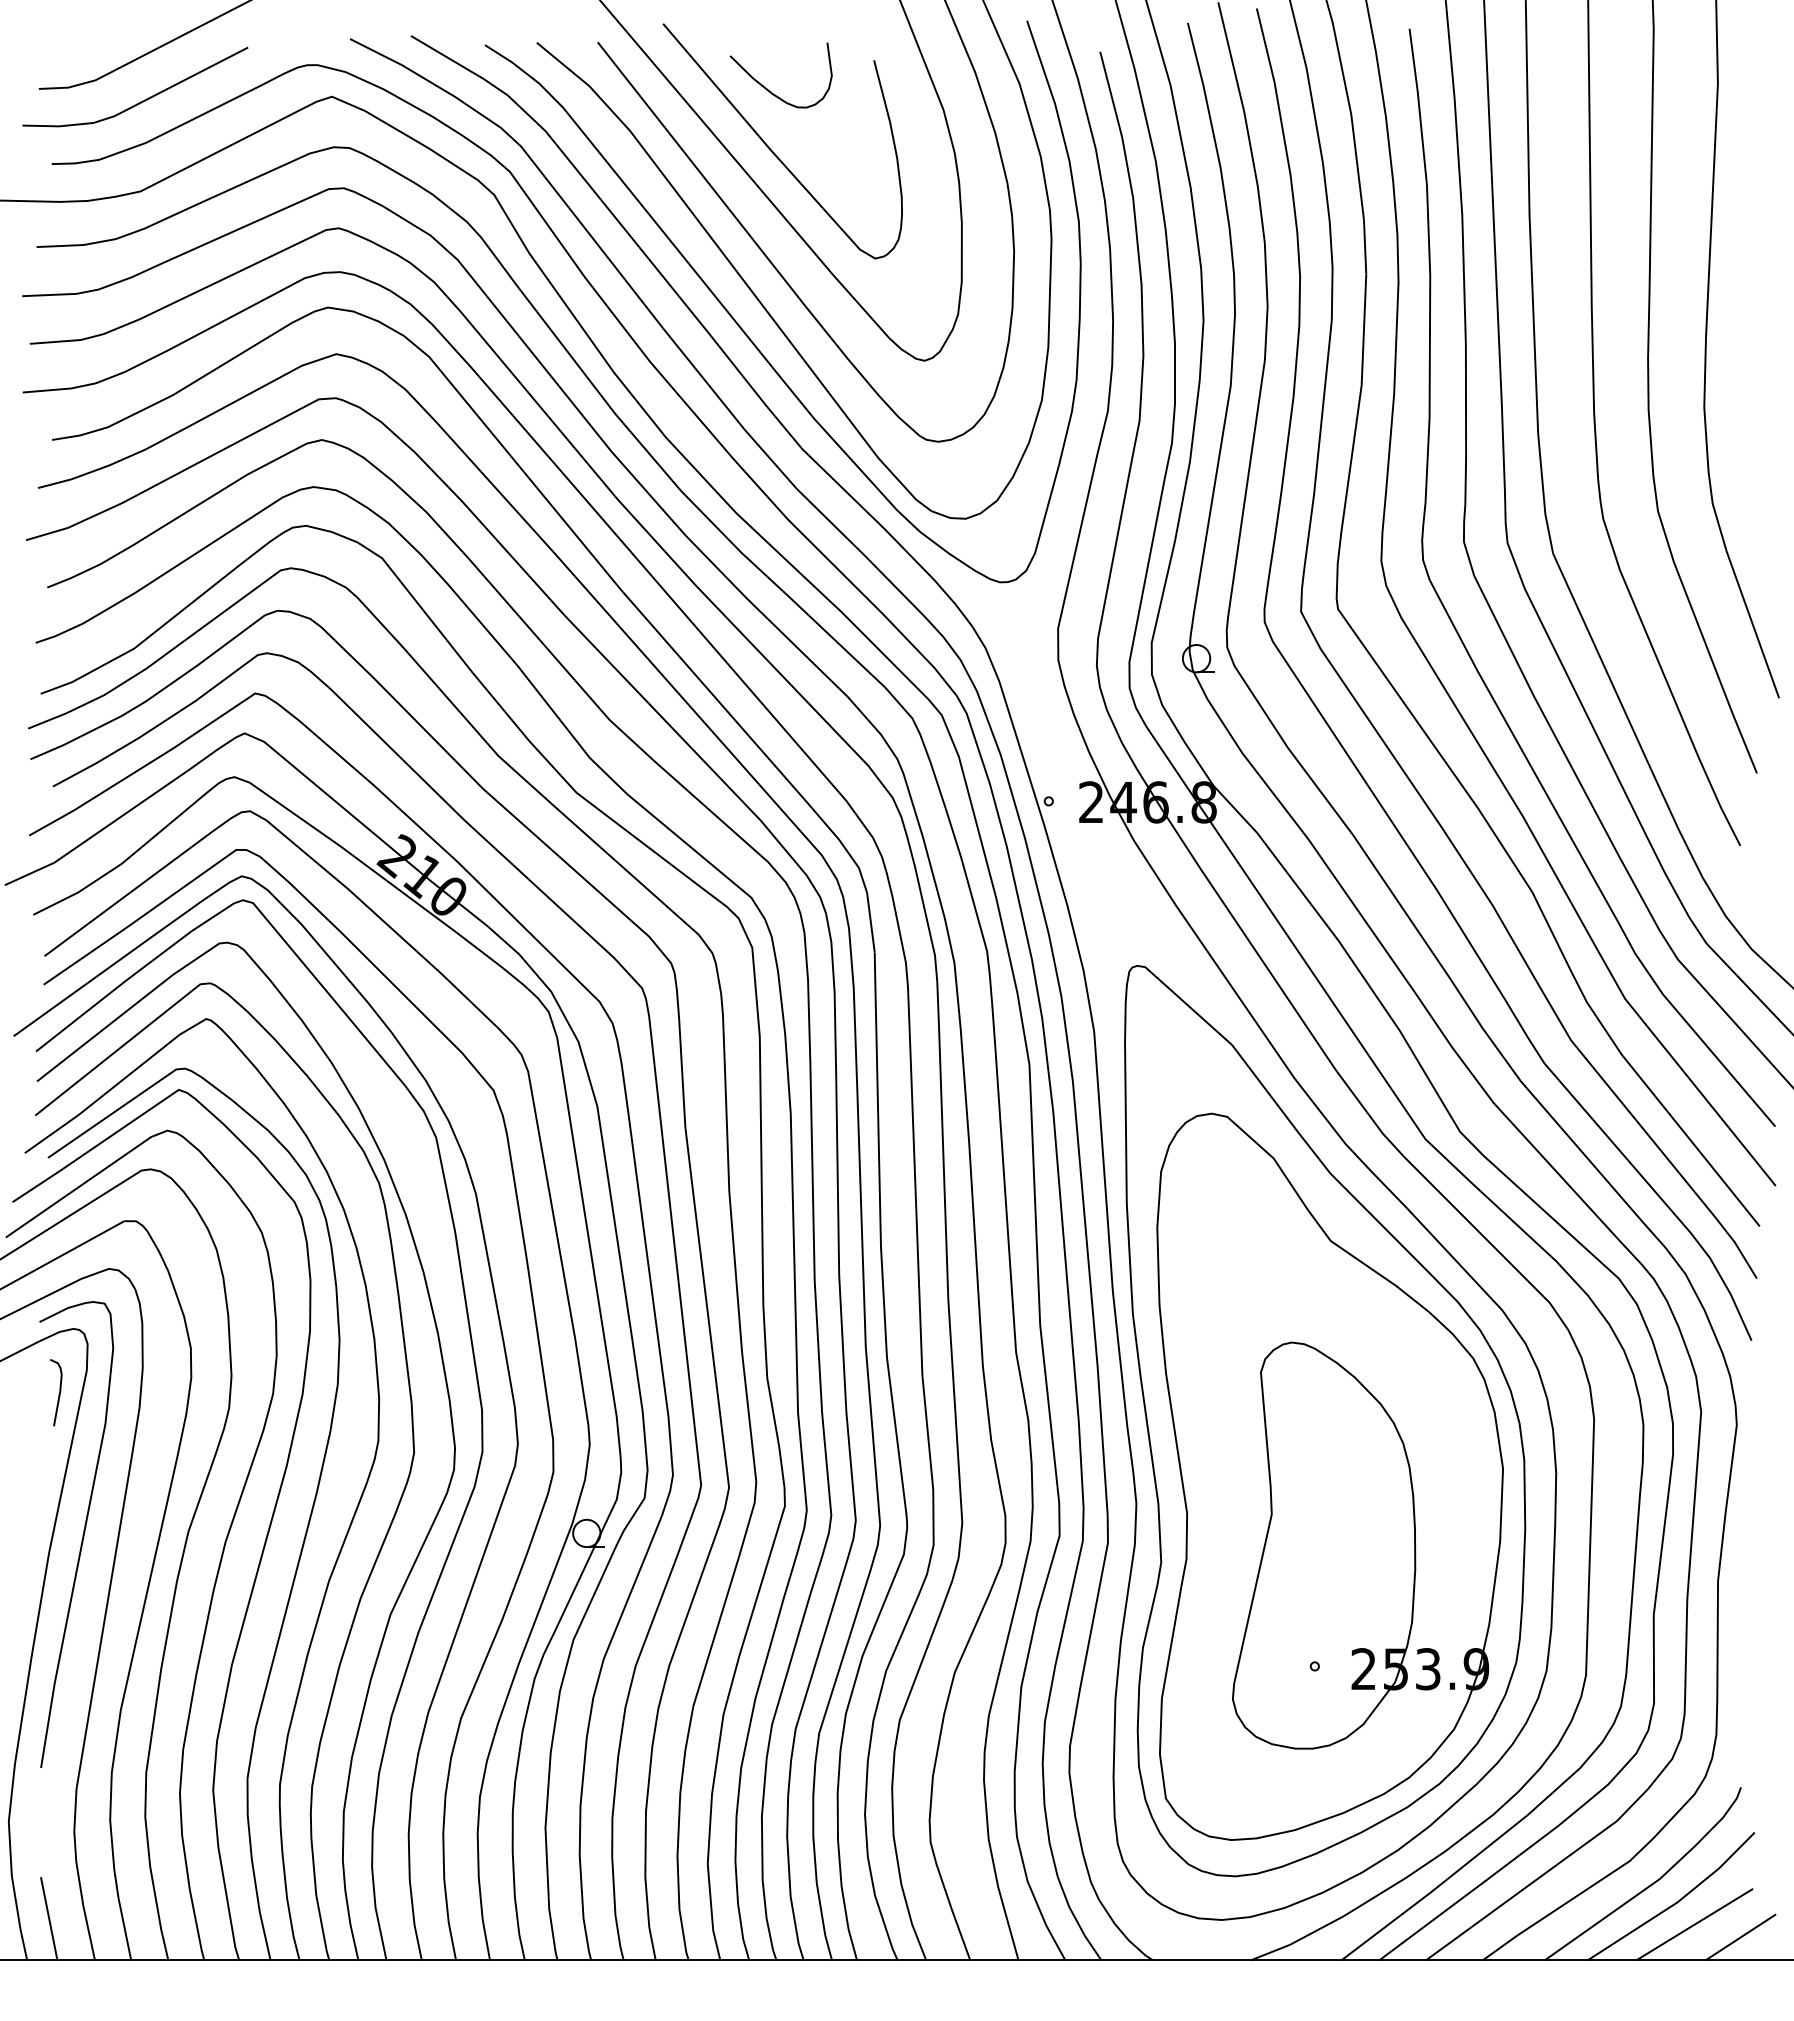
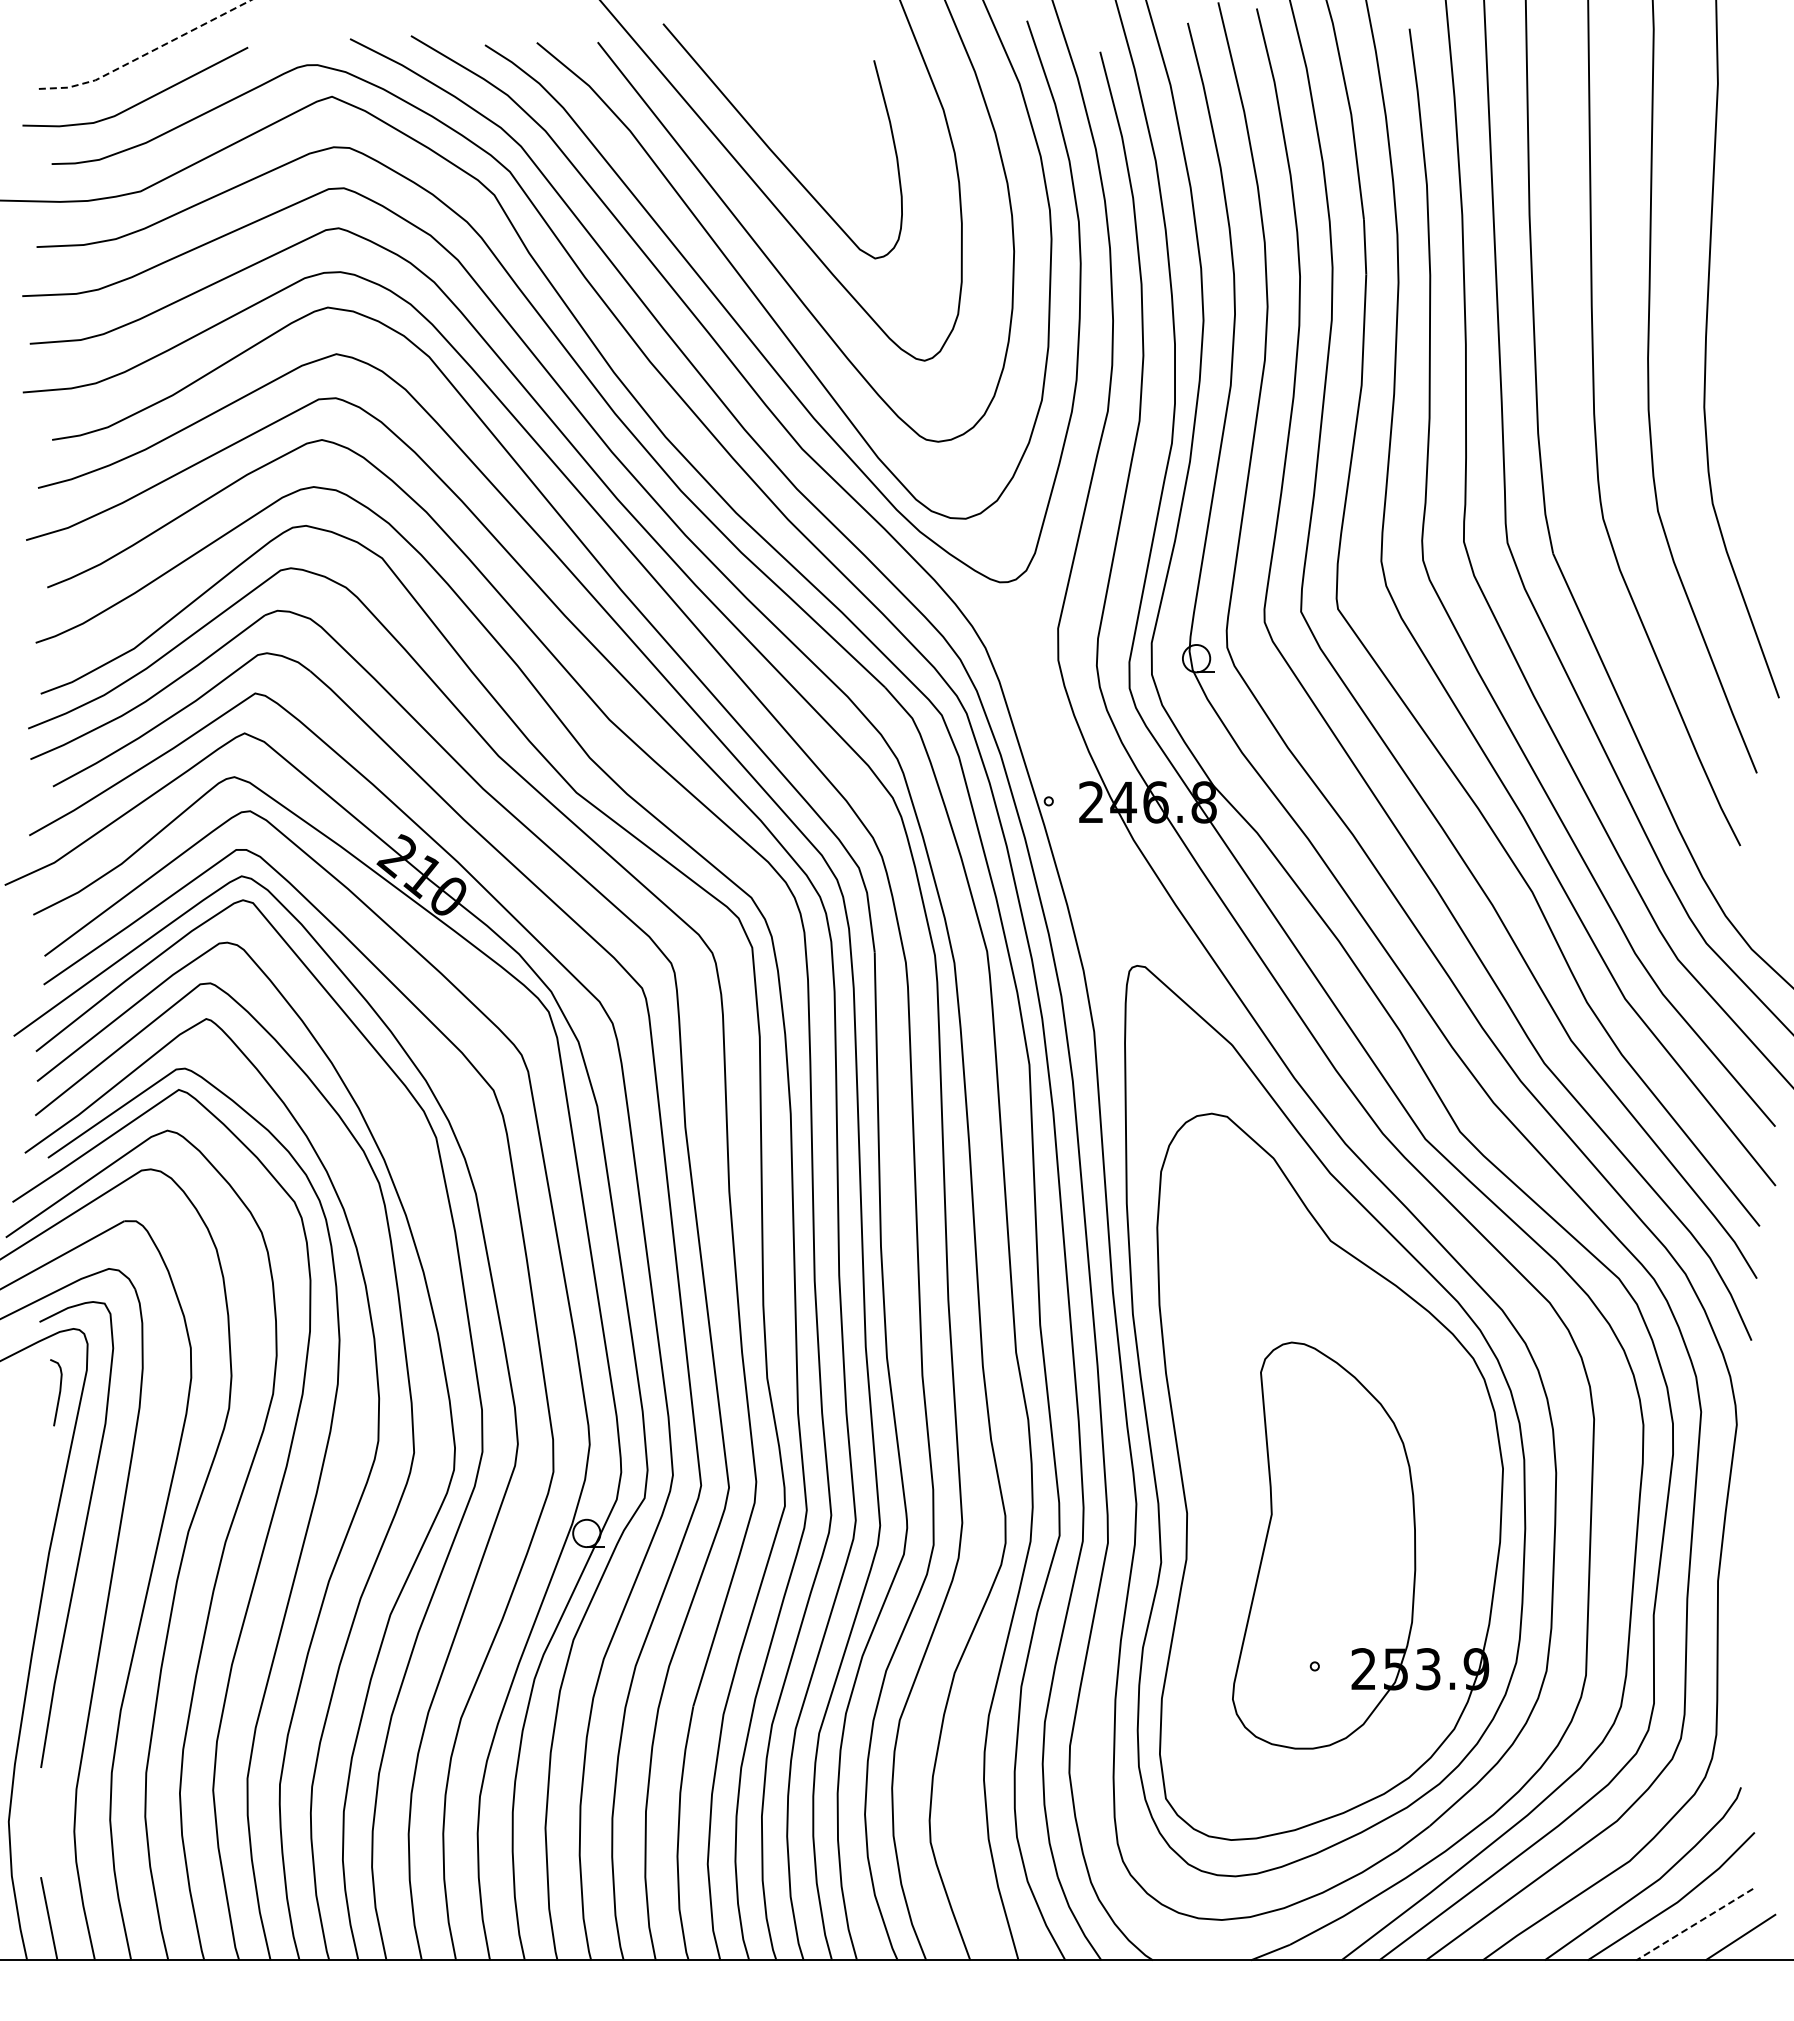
line: solid -> dashed (146, 54)
curve: present -> none (771, 91)
line: solid -> dashed (1694, 1925)
